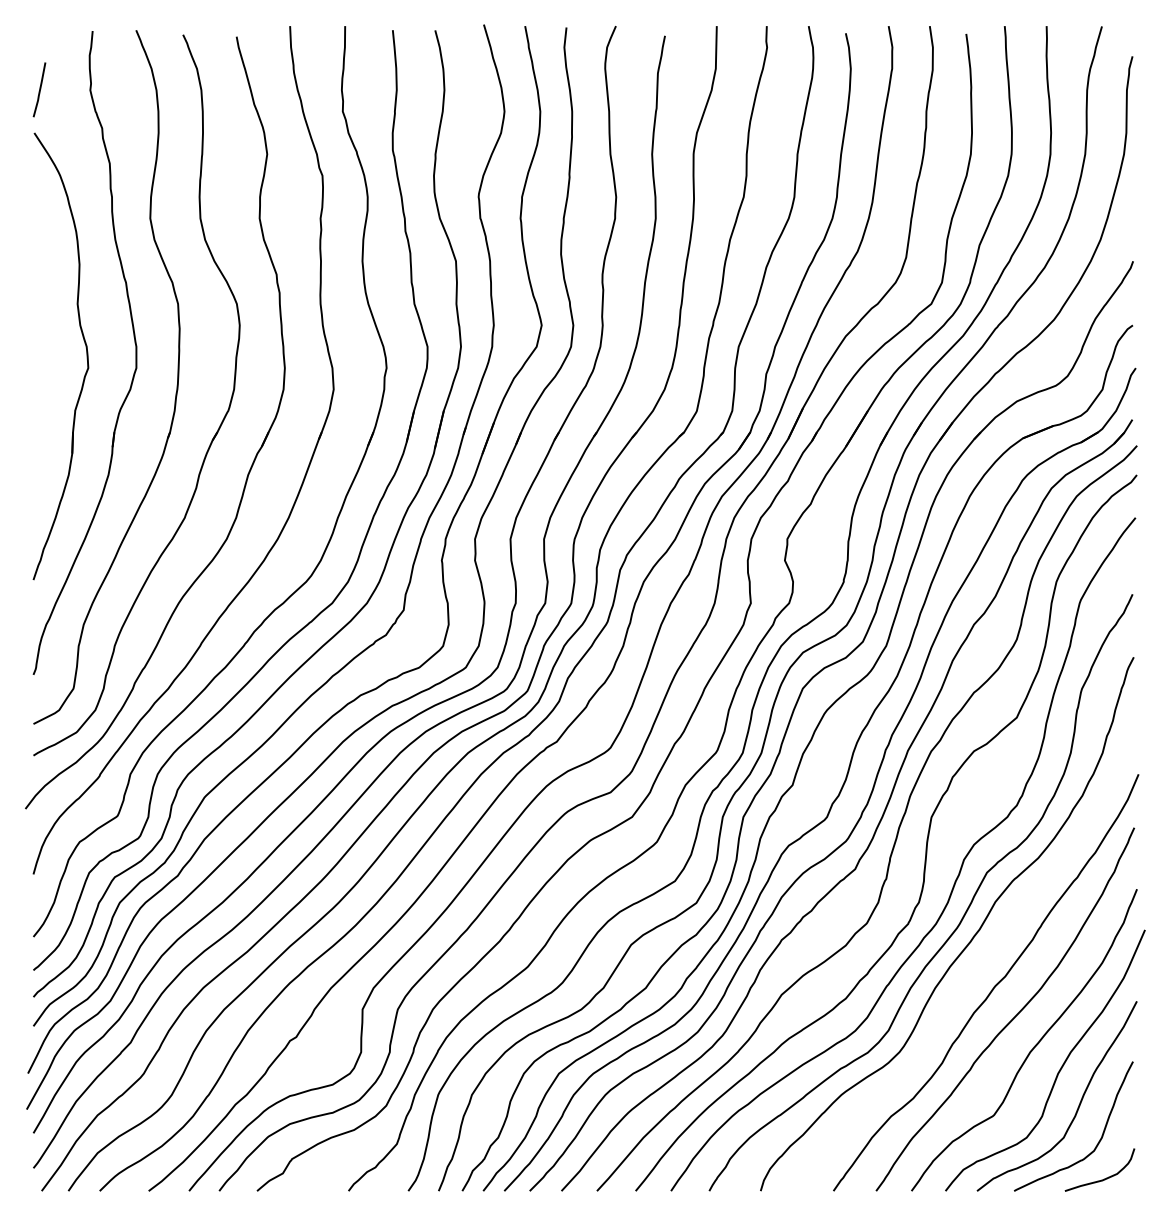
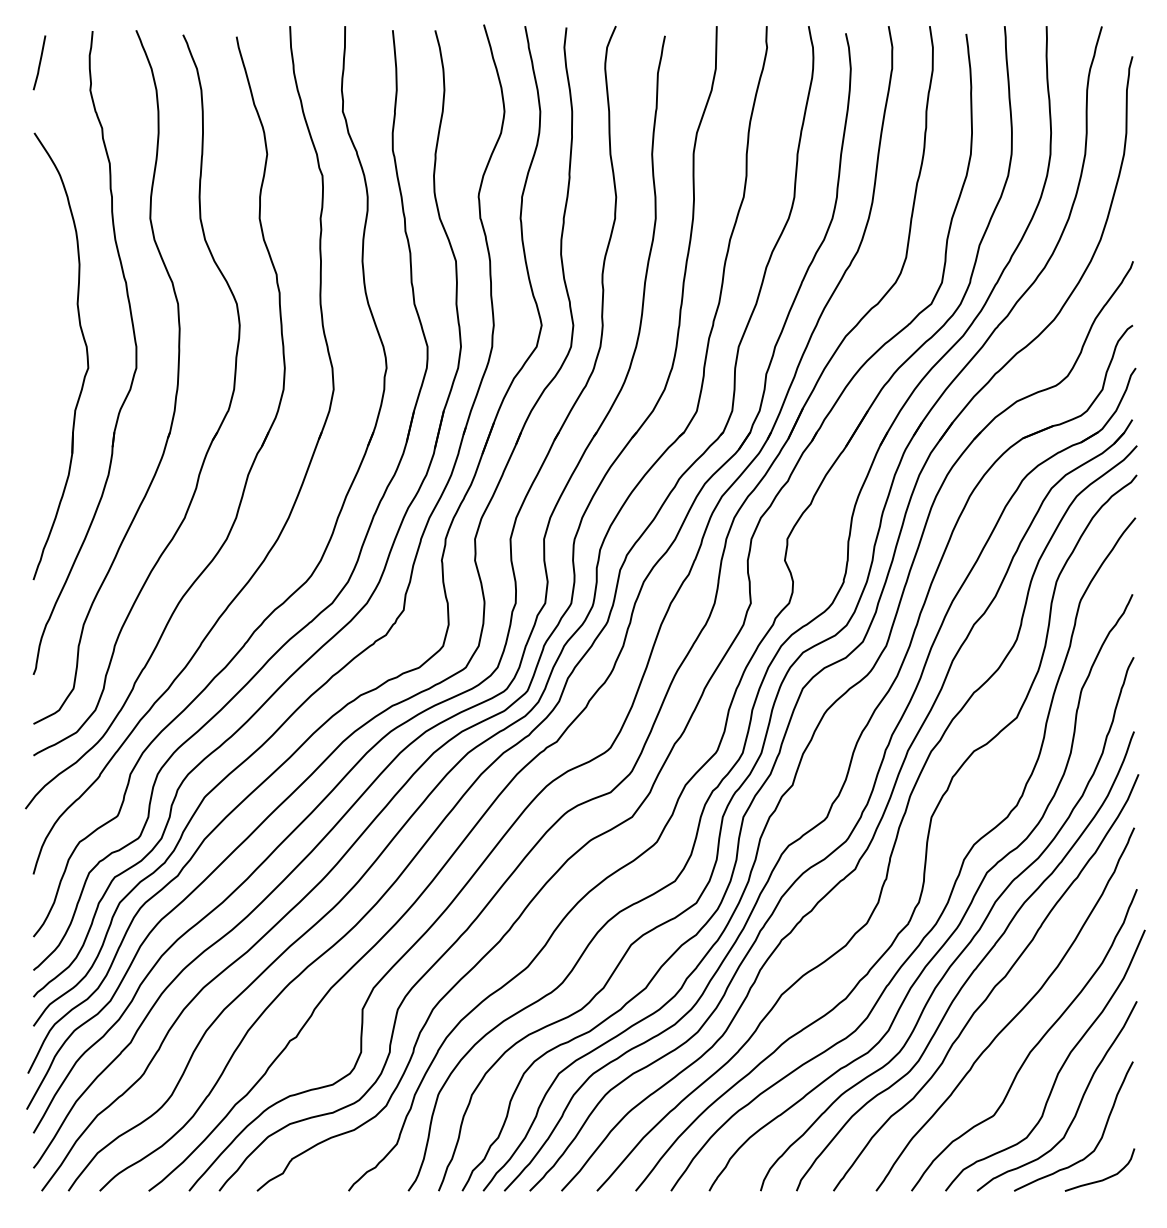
line position: (39, 89) -> (39, 62) (39, 62)
curve: none -> present (973, 969)
